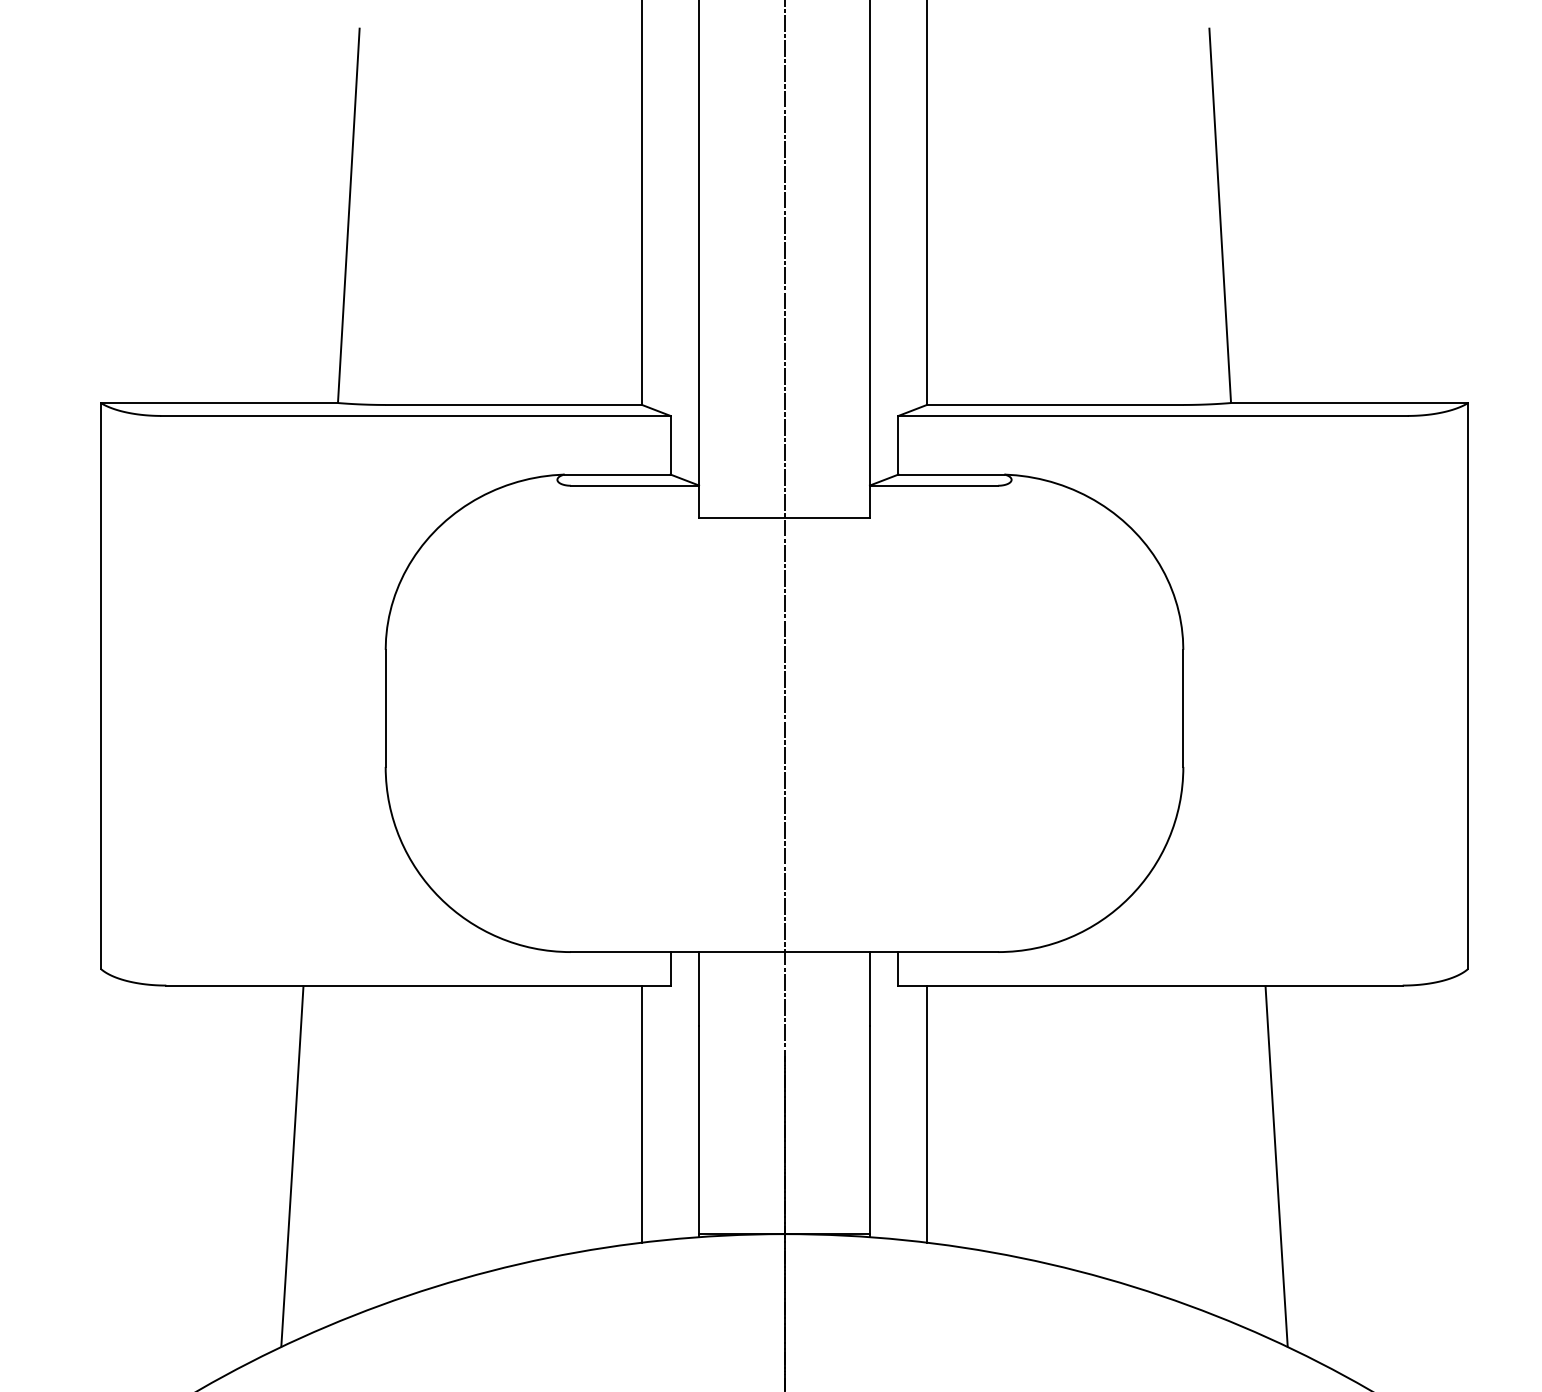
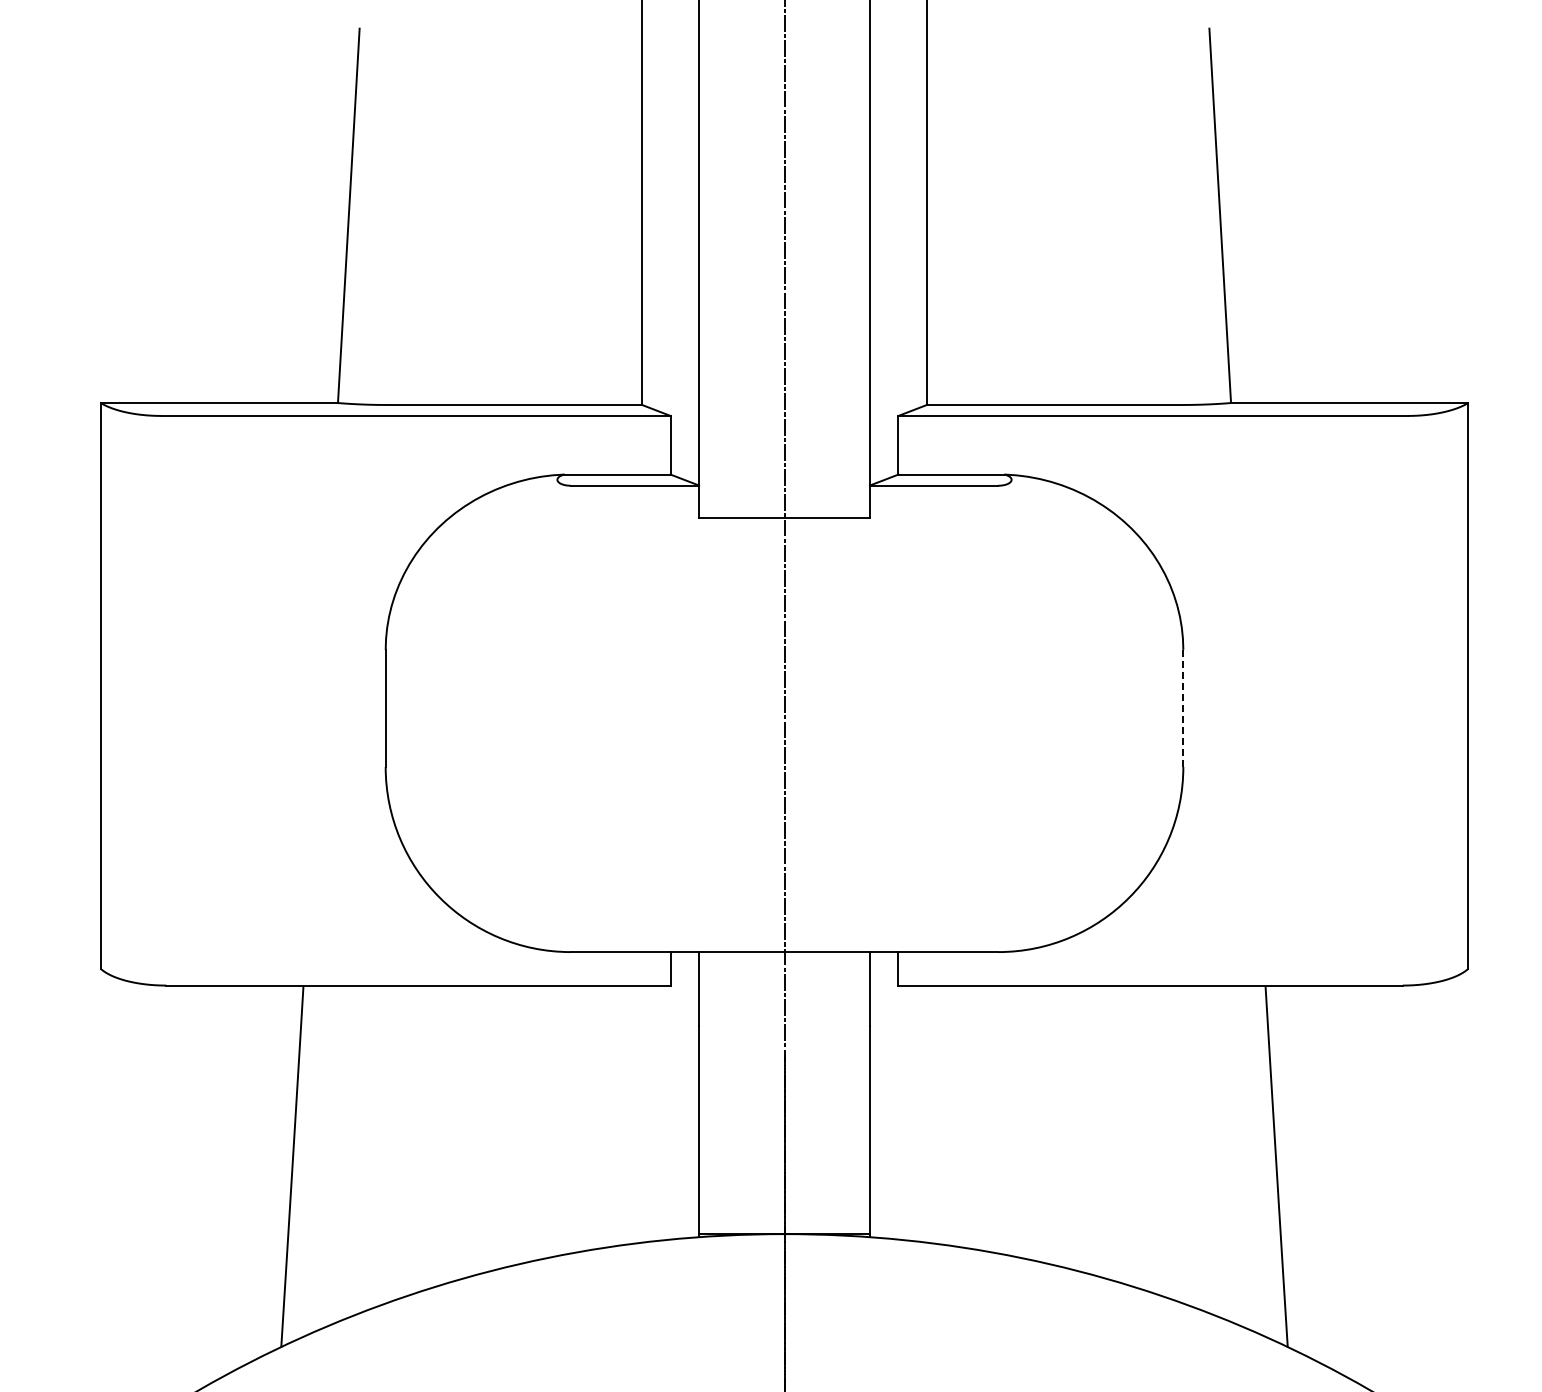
line: solid -> dashed (1183, 708)
line: present -> none (642, 1113)
line: present -> none (926, 1113)
